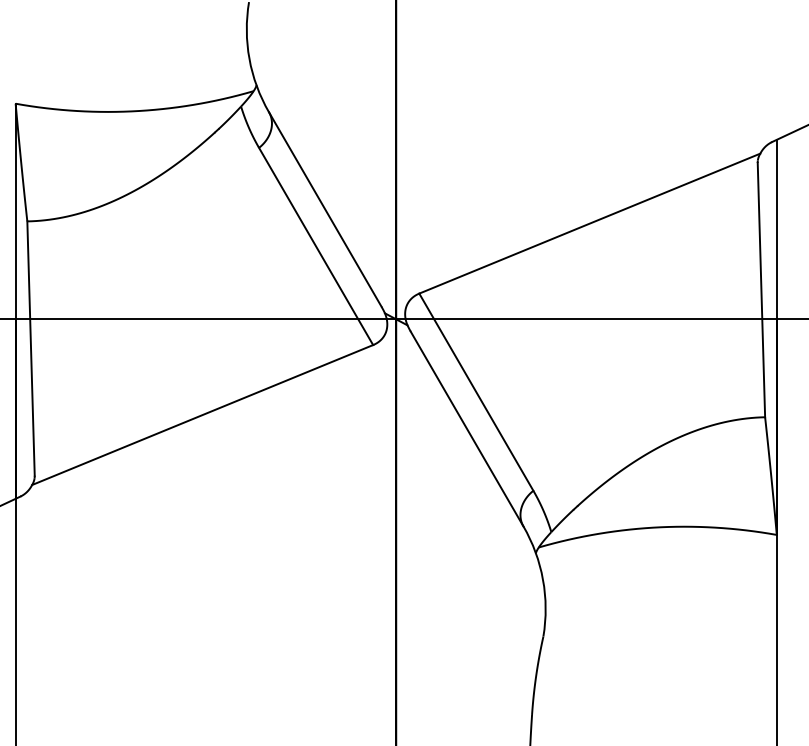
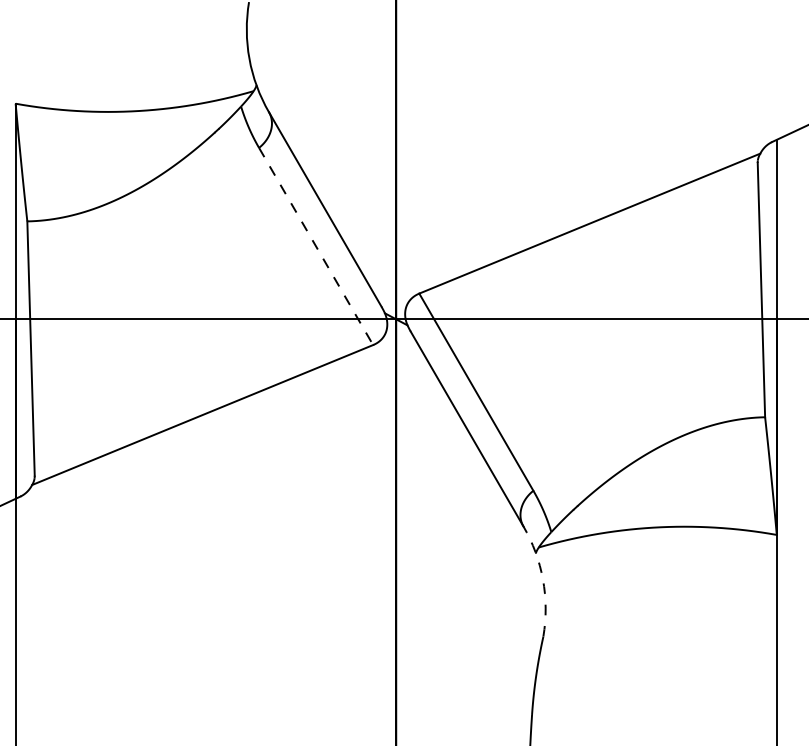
line: solid -> dashed (316, 246)
arc: solid -> dashed (543, 579)
